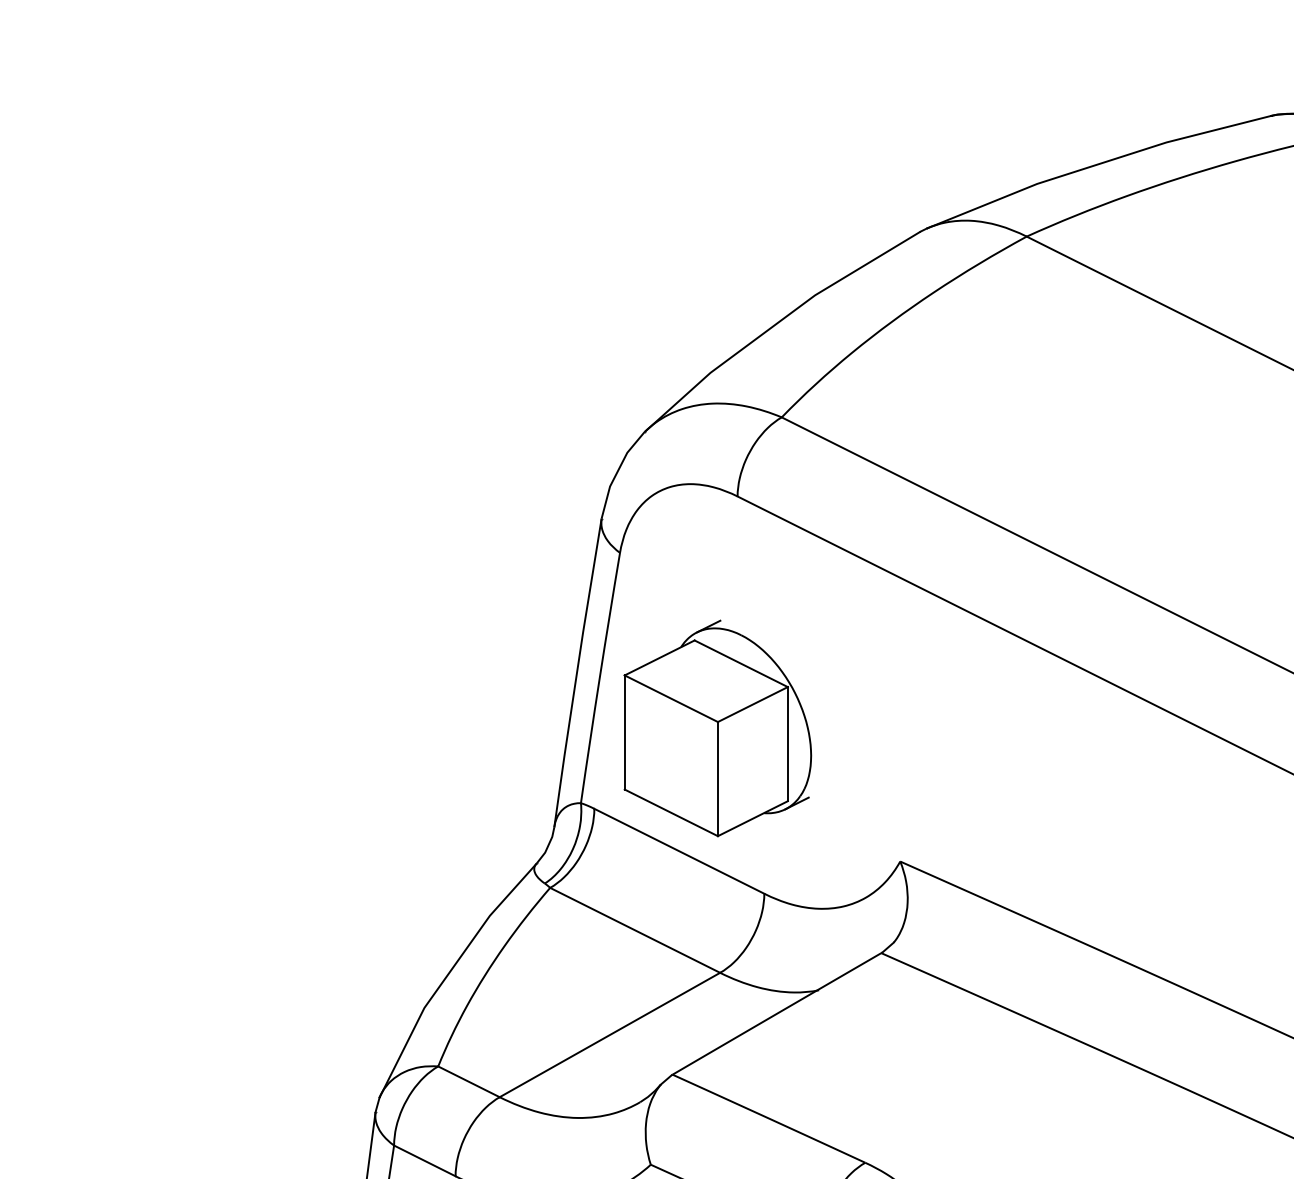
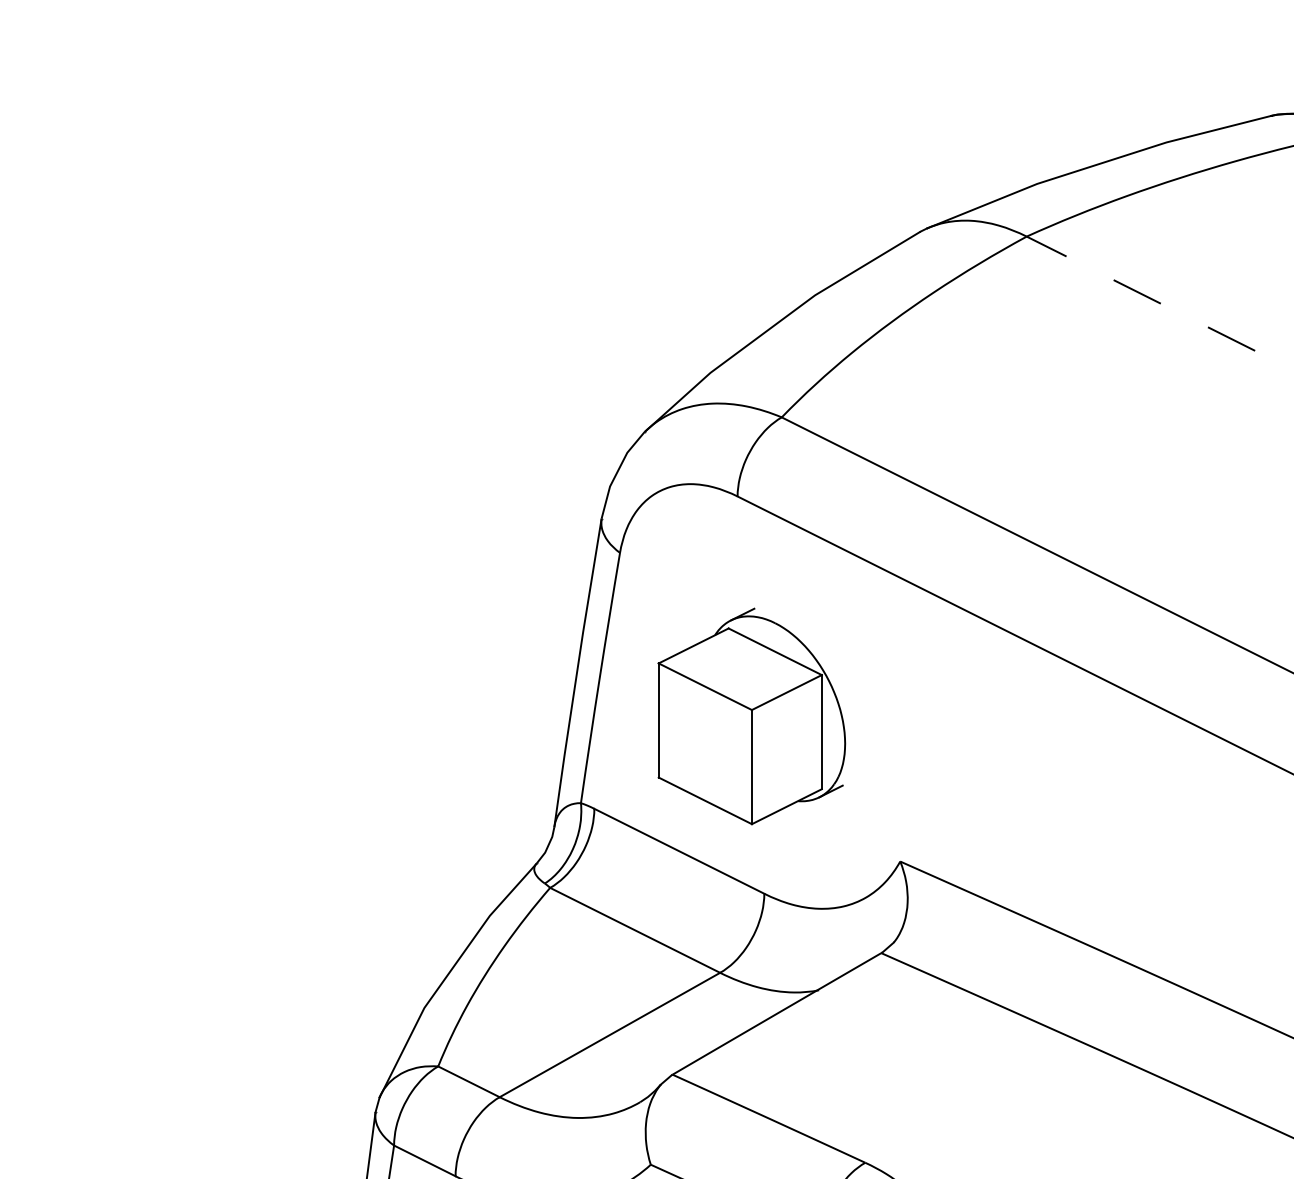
line: solid -> dashed (1159, 303)
part position: (717, 728) -> (751, 716) (751, 716)
